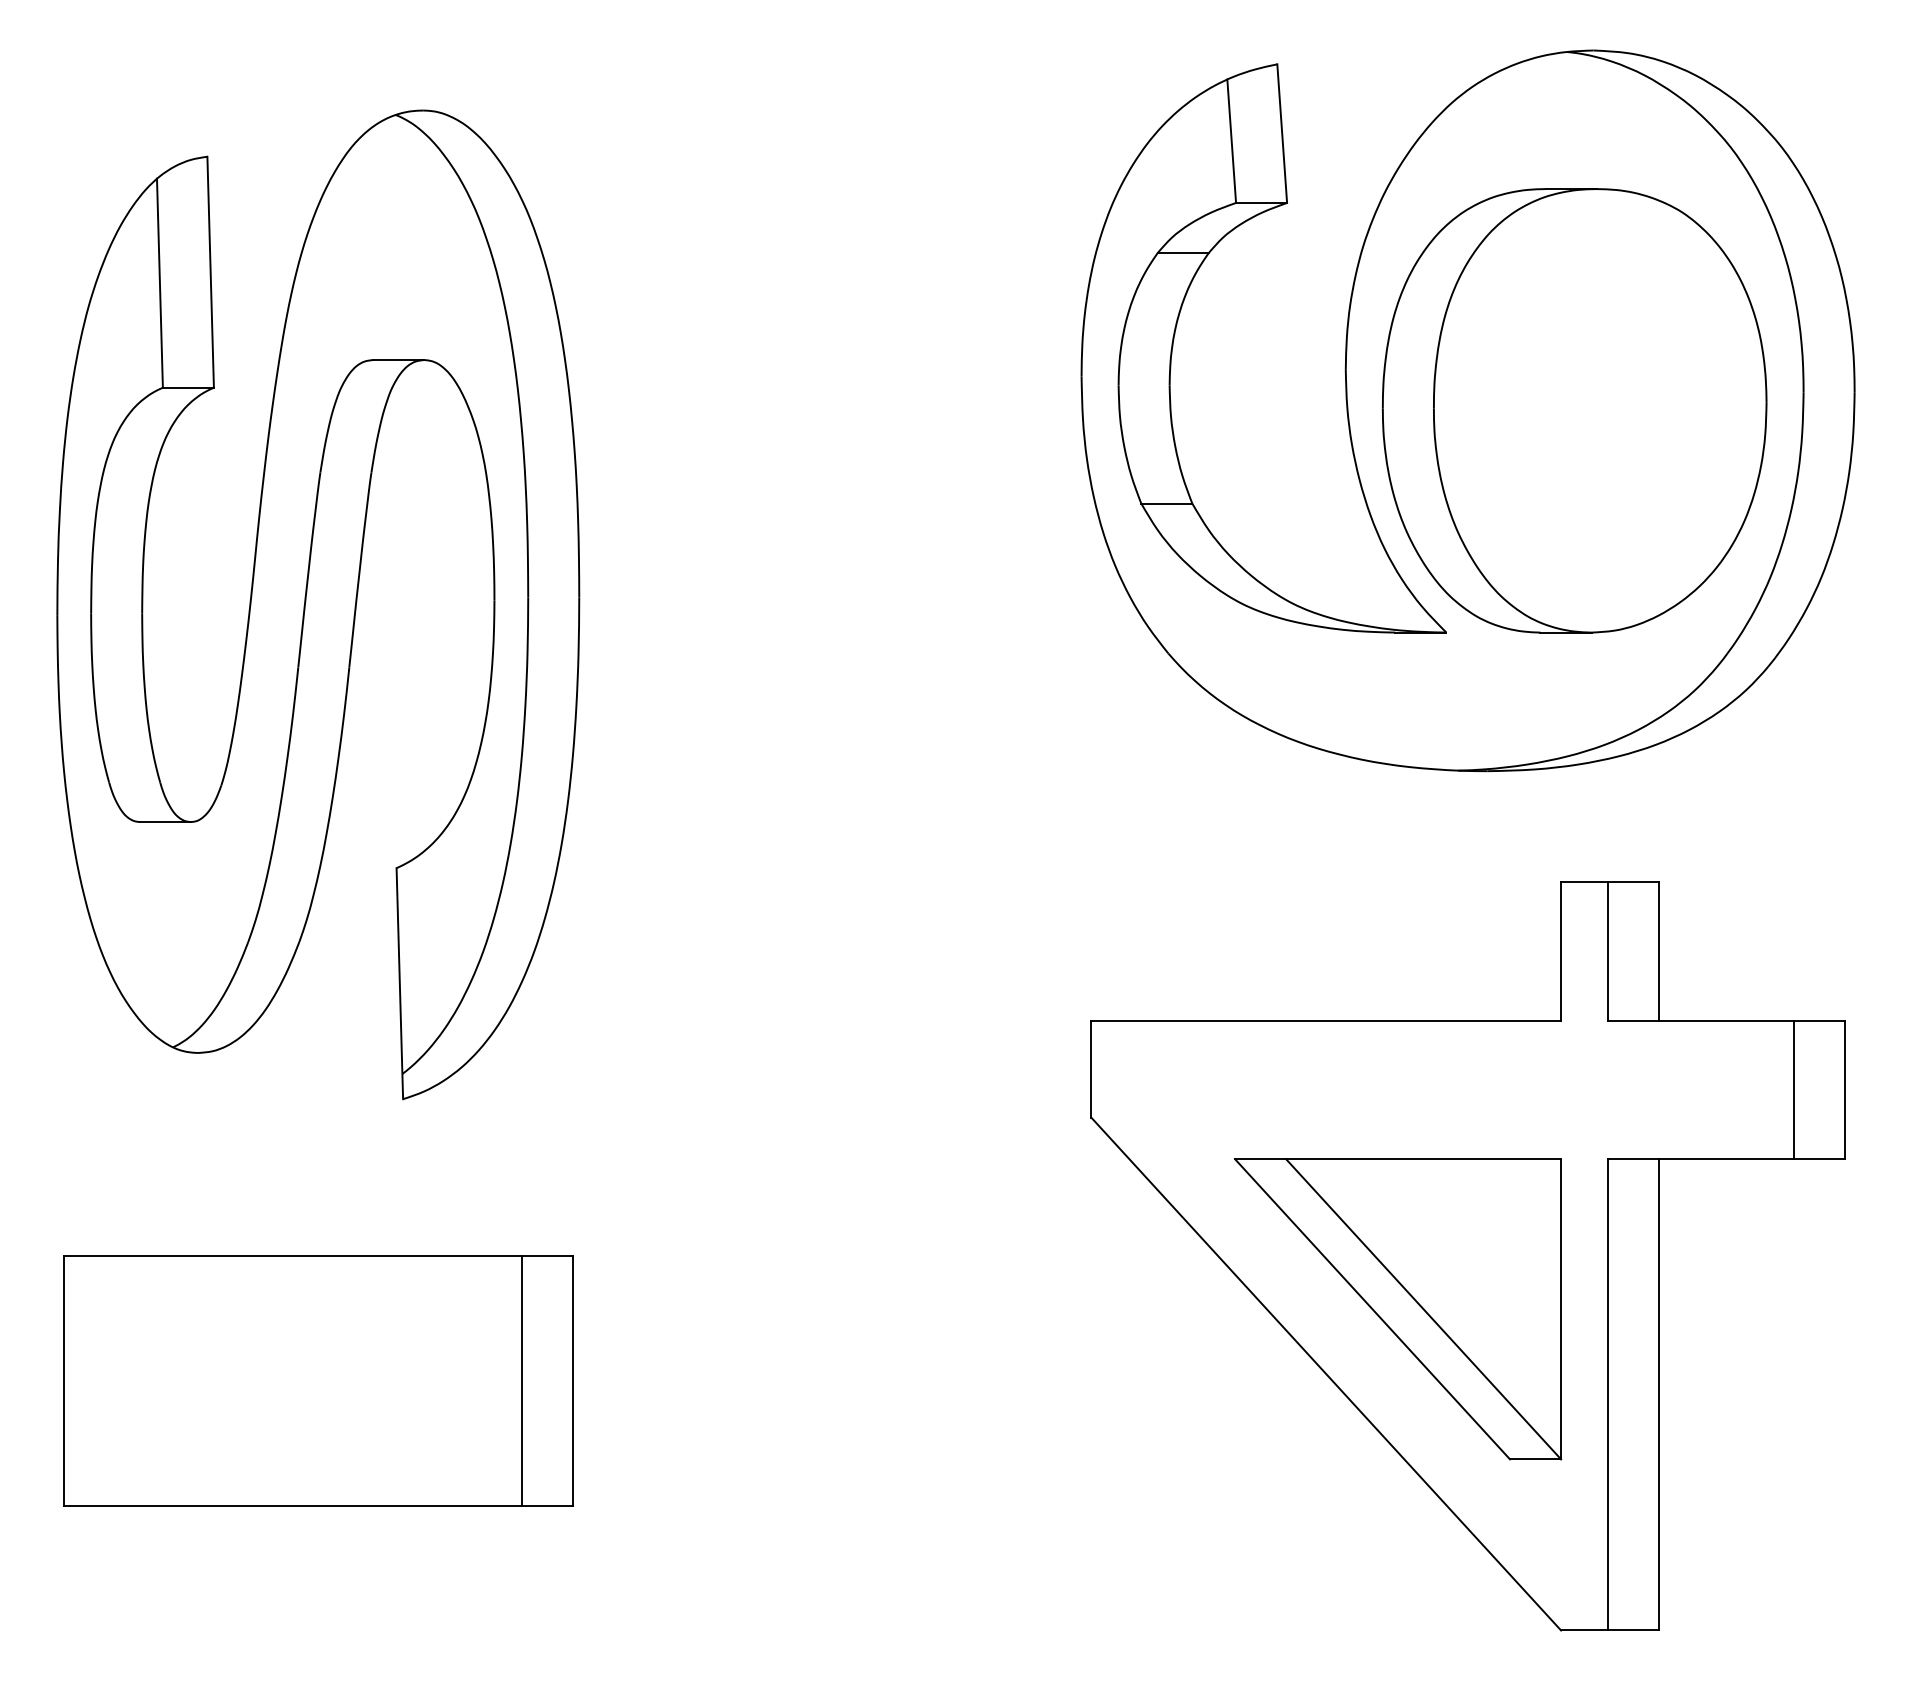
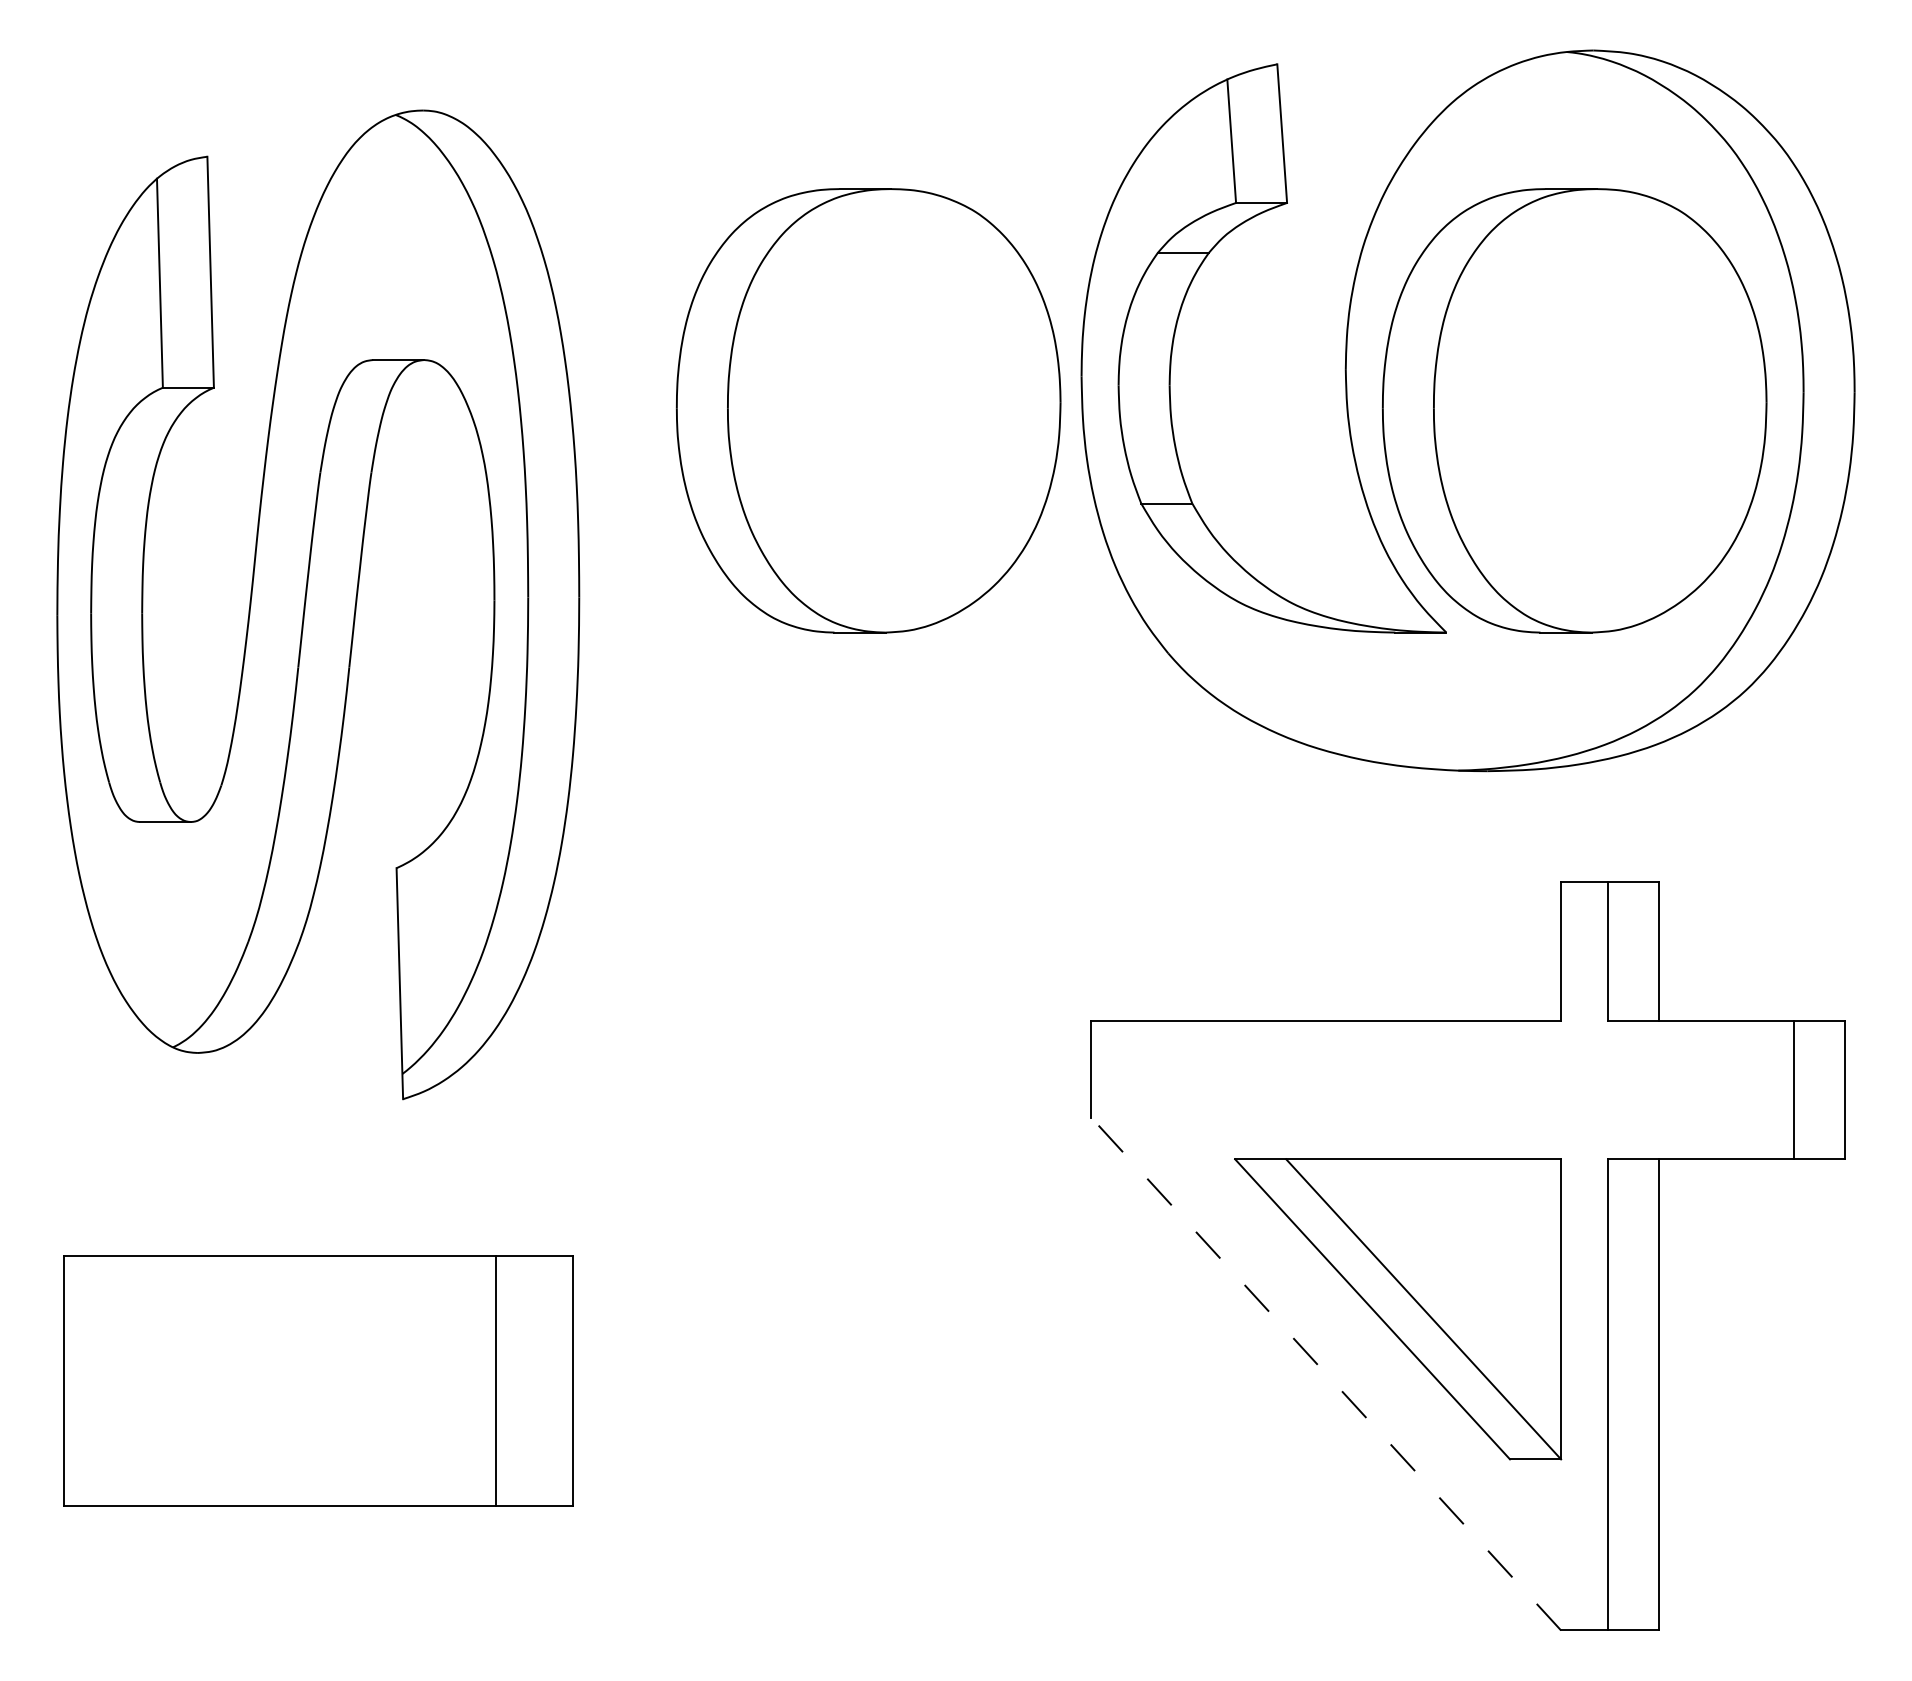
part: none -> present (868, 410)
line: solid -> dashed (1326, 1374)
line position: (521, 1380) -> (495, 1380) (495, 1380)
